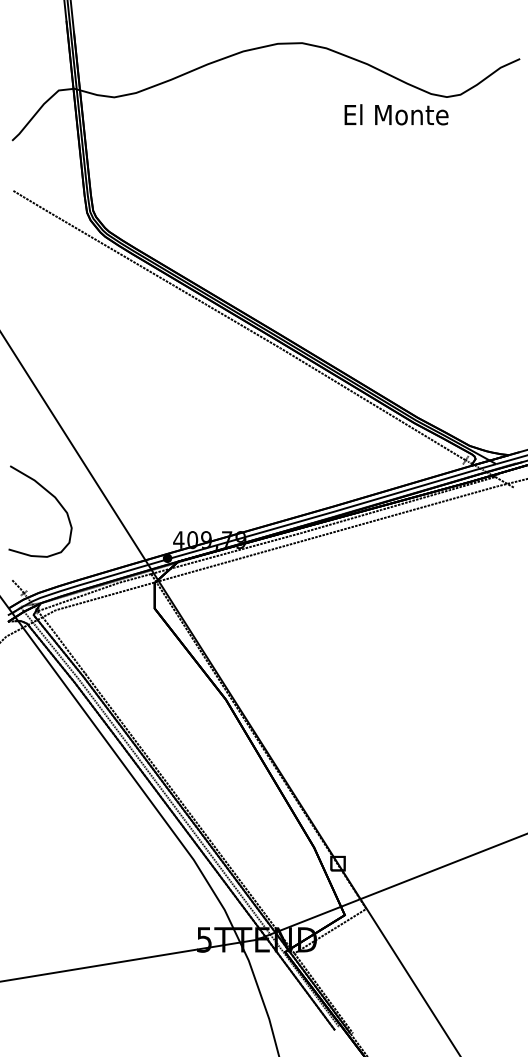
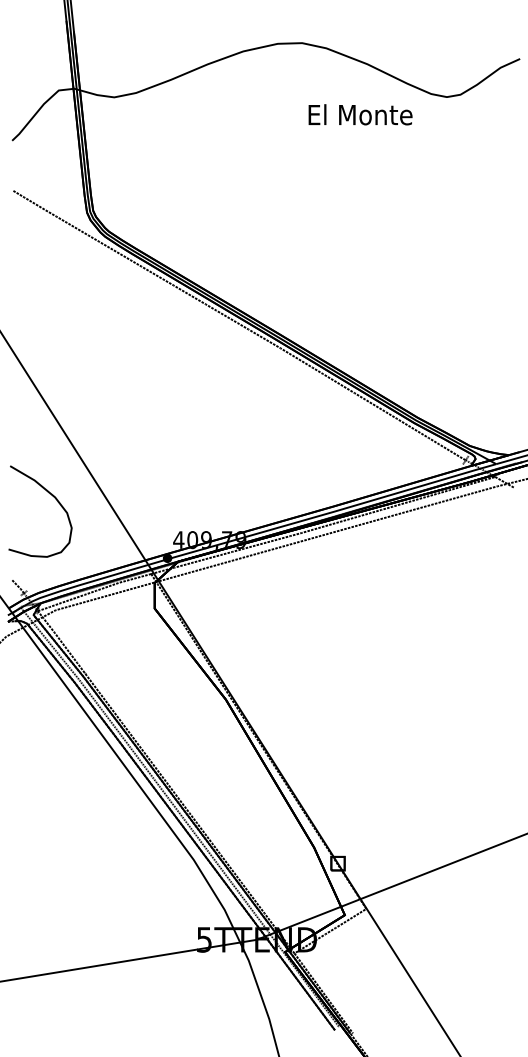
text position: (396, 114) -> (360, 114) (360, 114)
